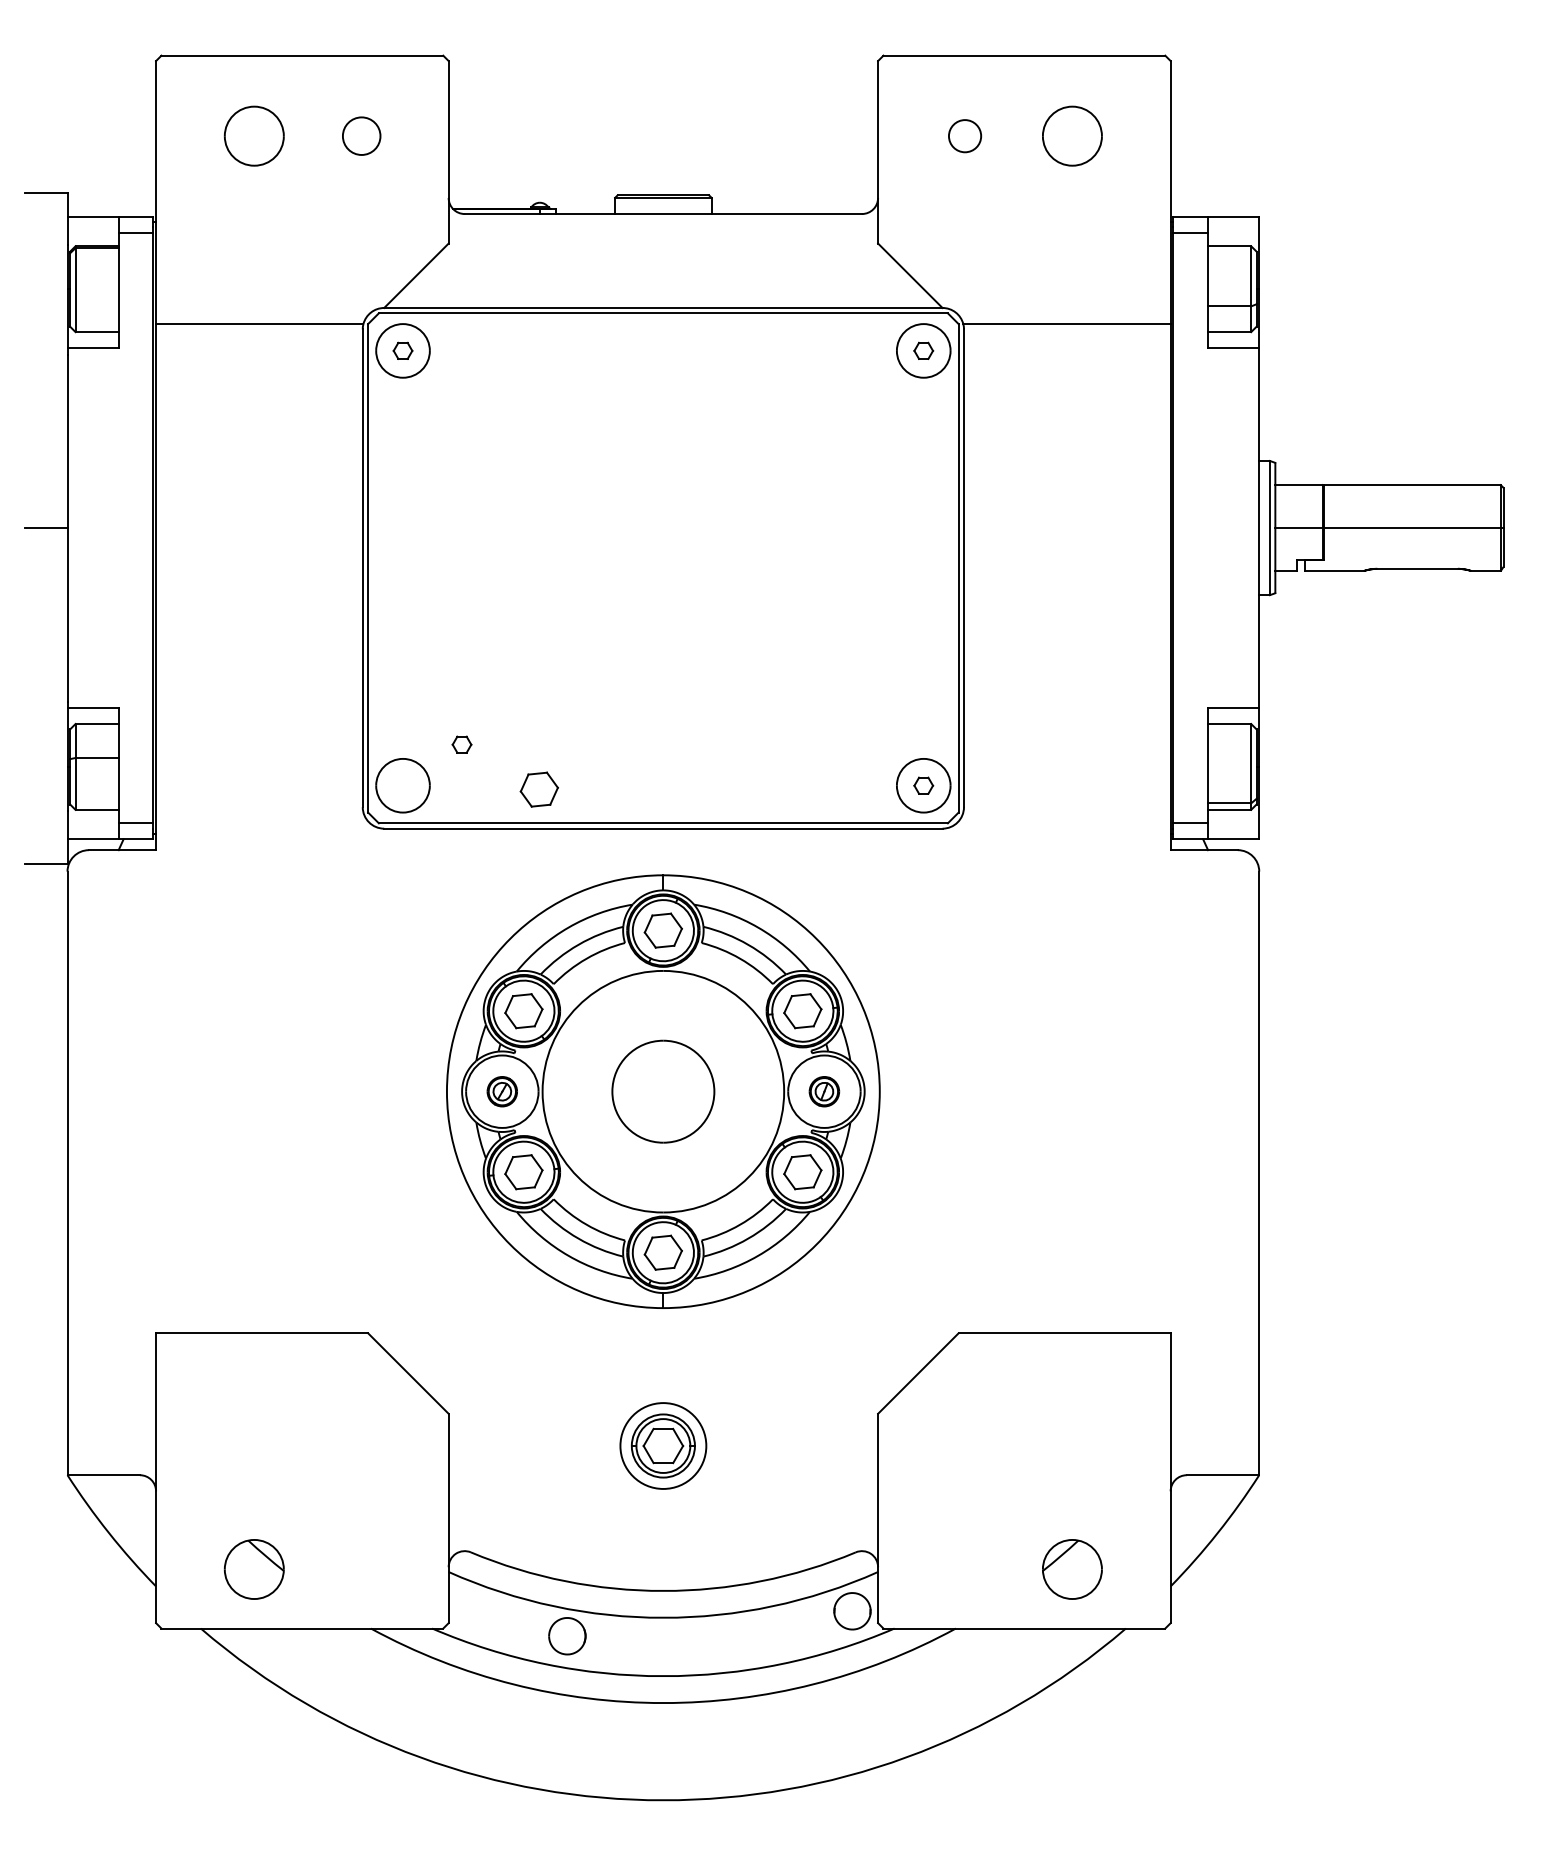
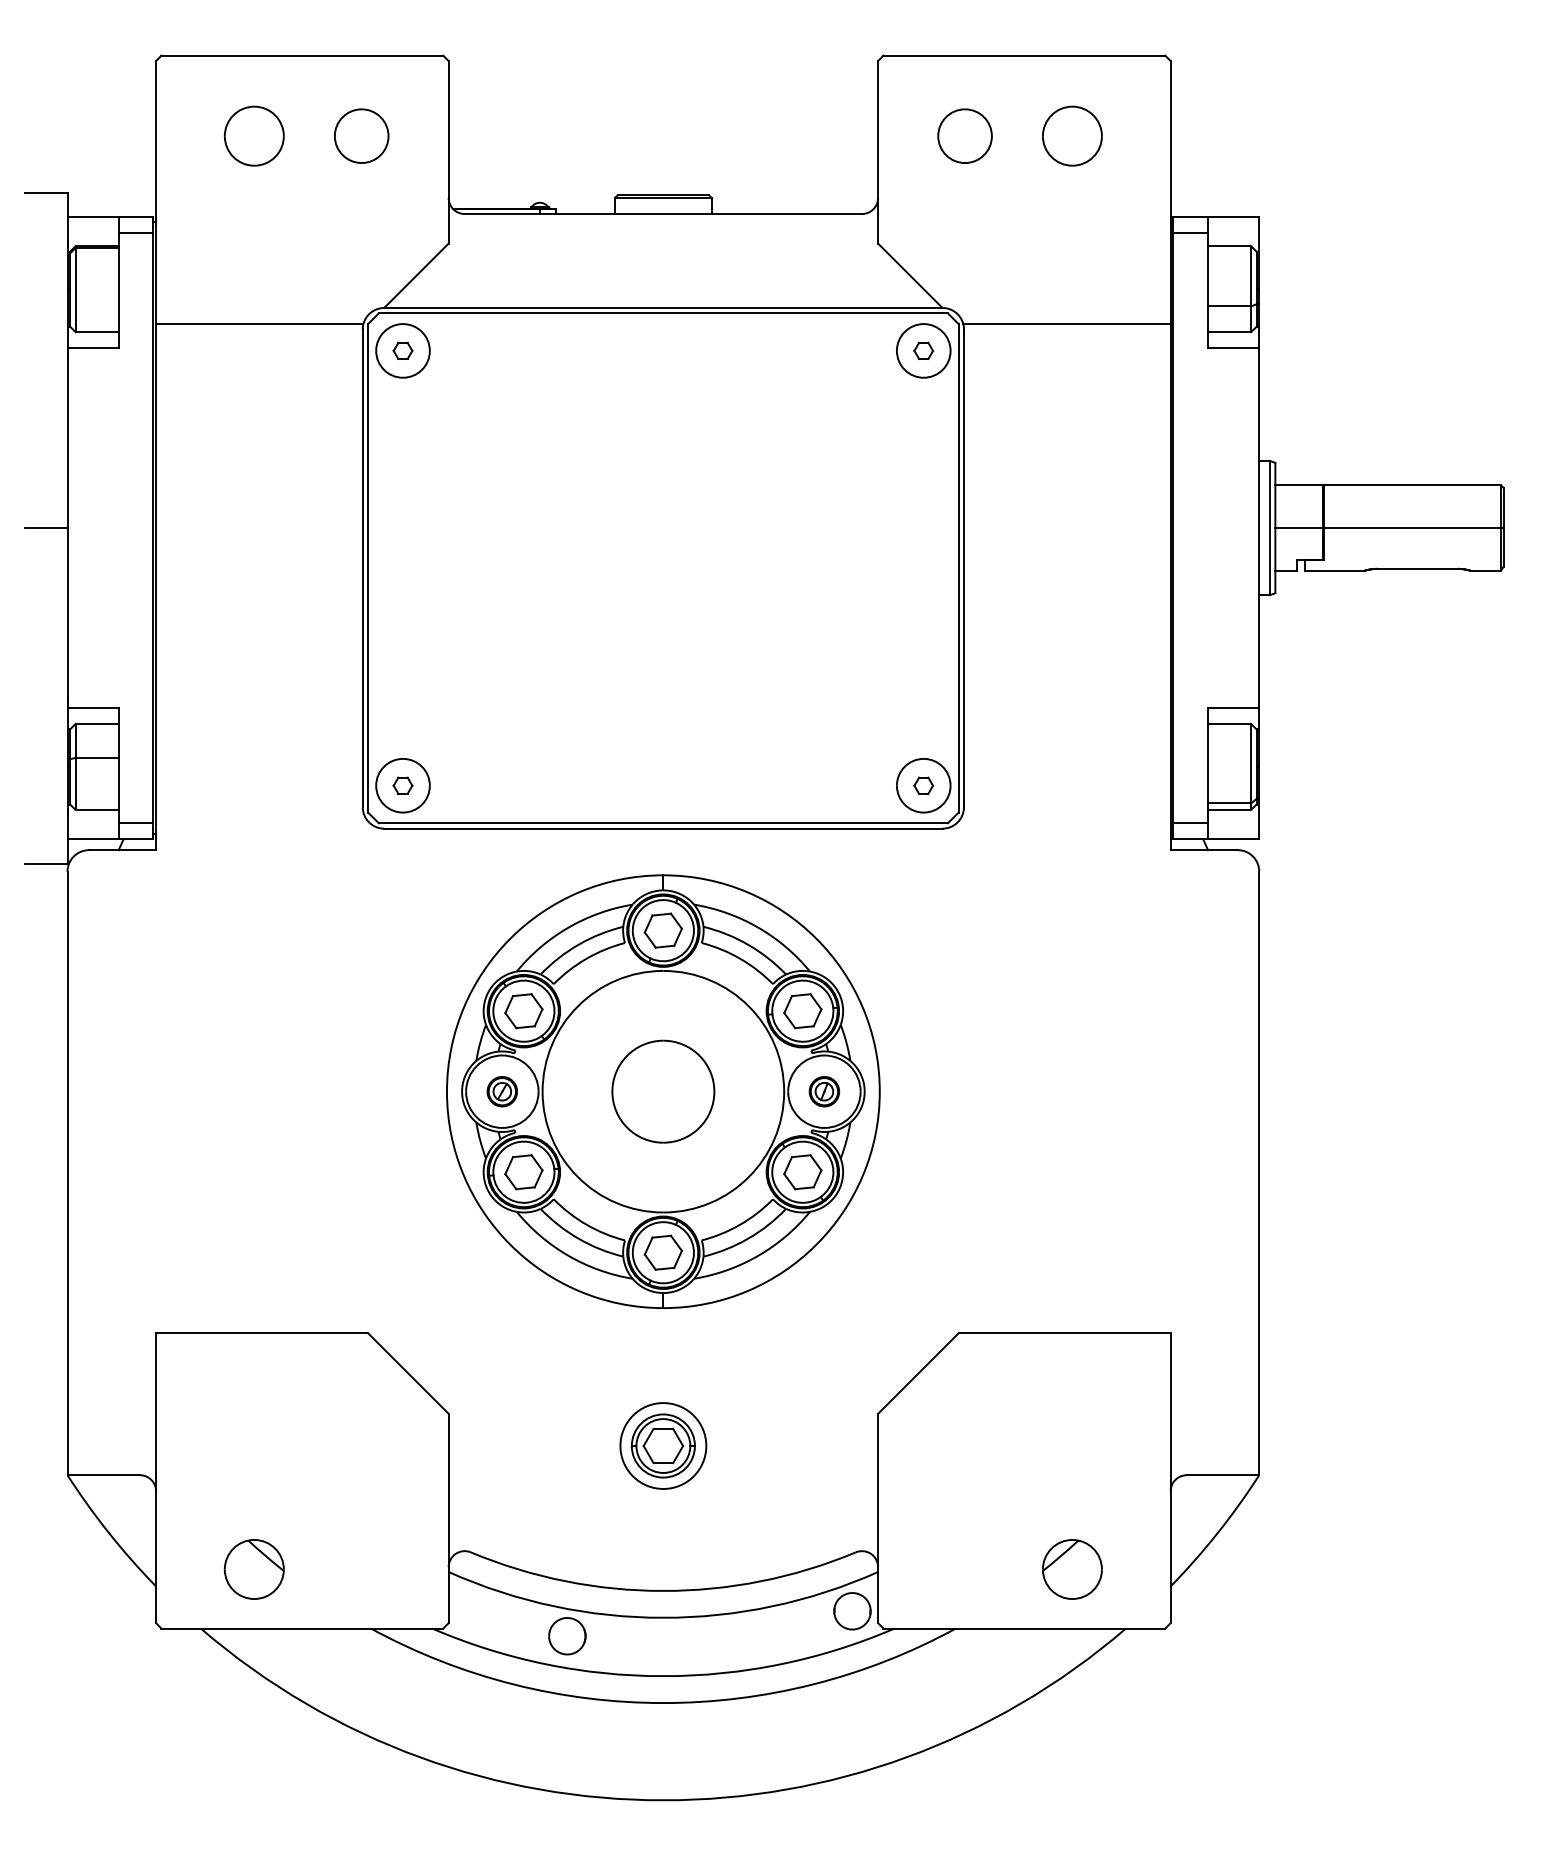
circle diameter: 38 px -> 54 px (361, 136)
circle diameter: 32 px -> 54 px (964, 136)
part position: (461, 744) -> (402, 785) (402, 785)
part: present -> none (538, 789)
